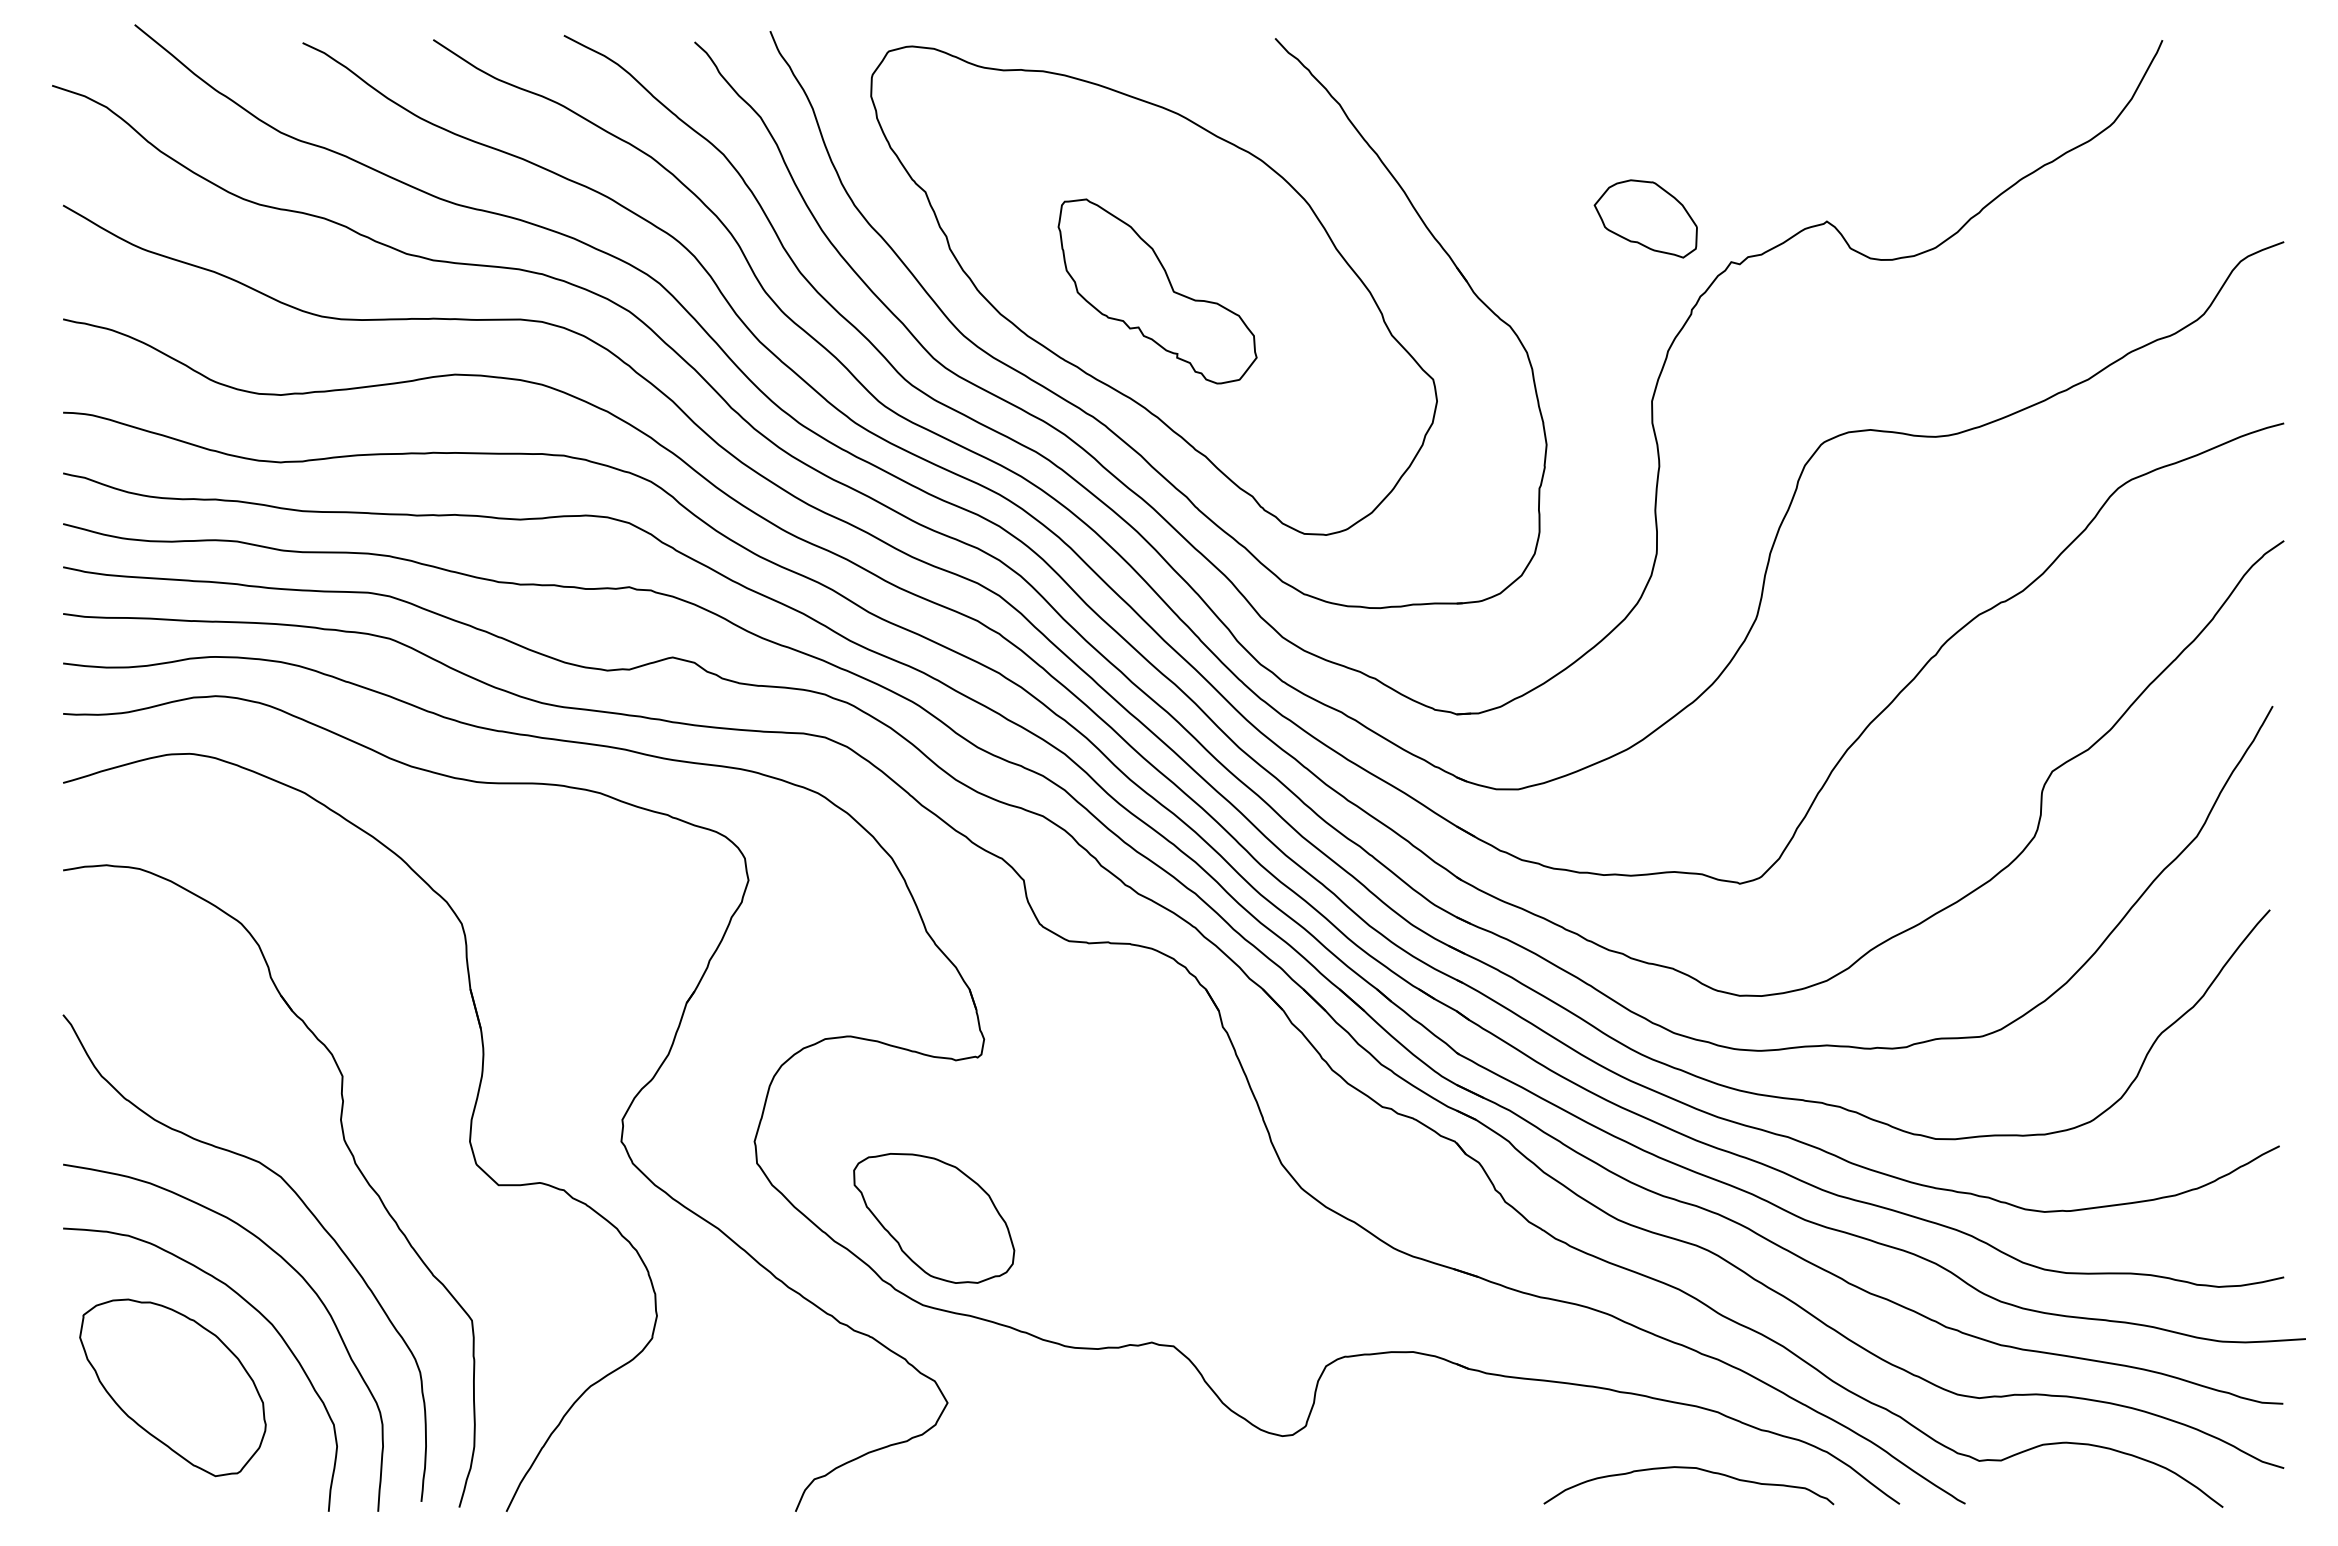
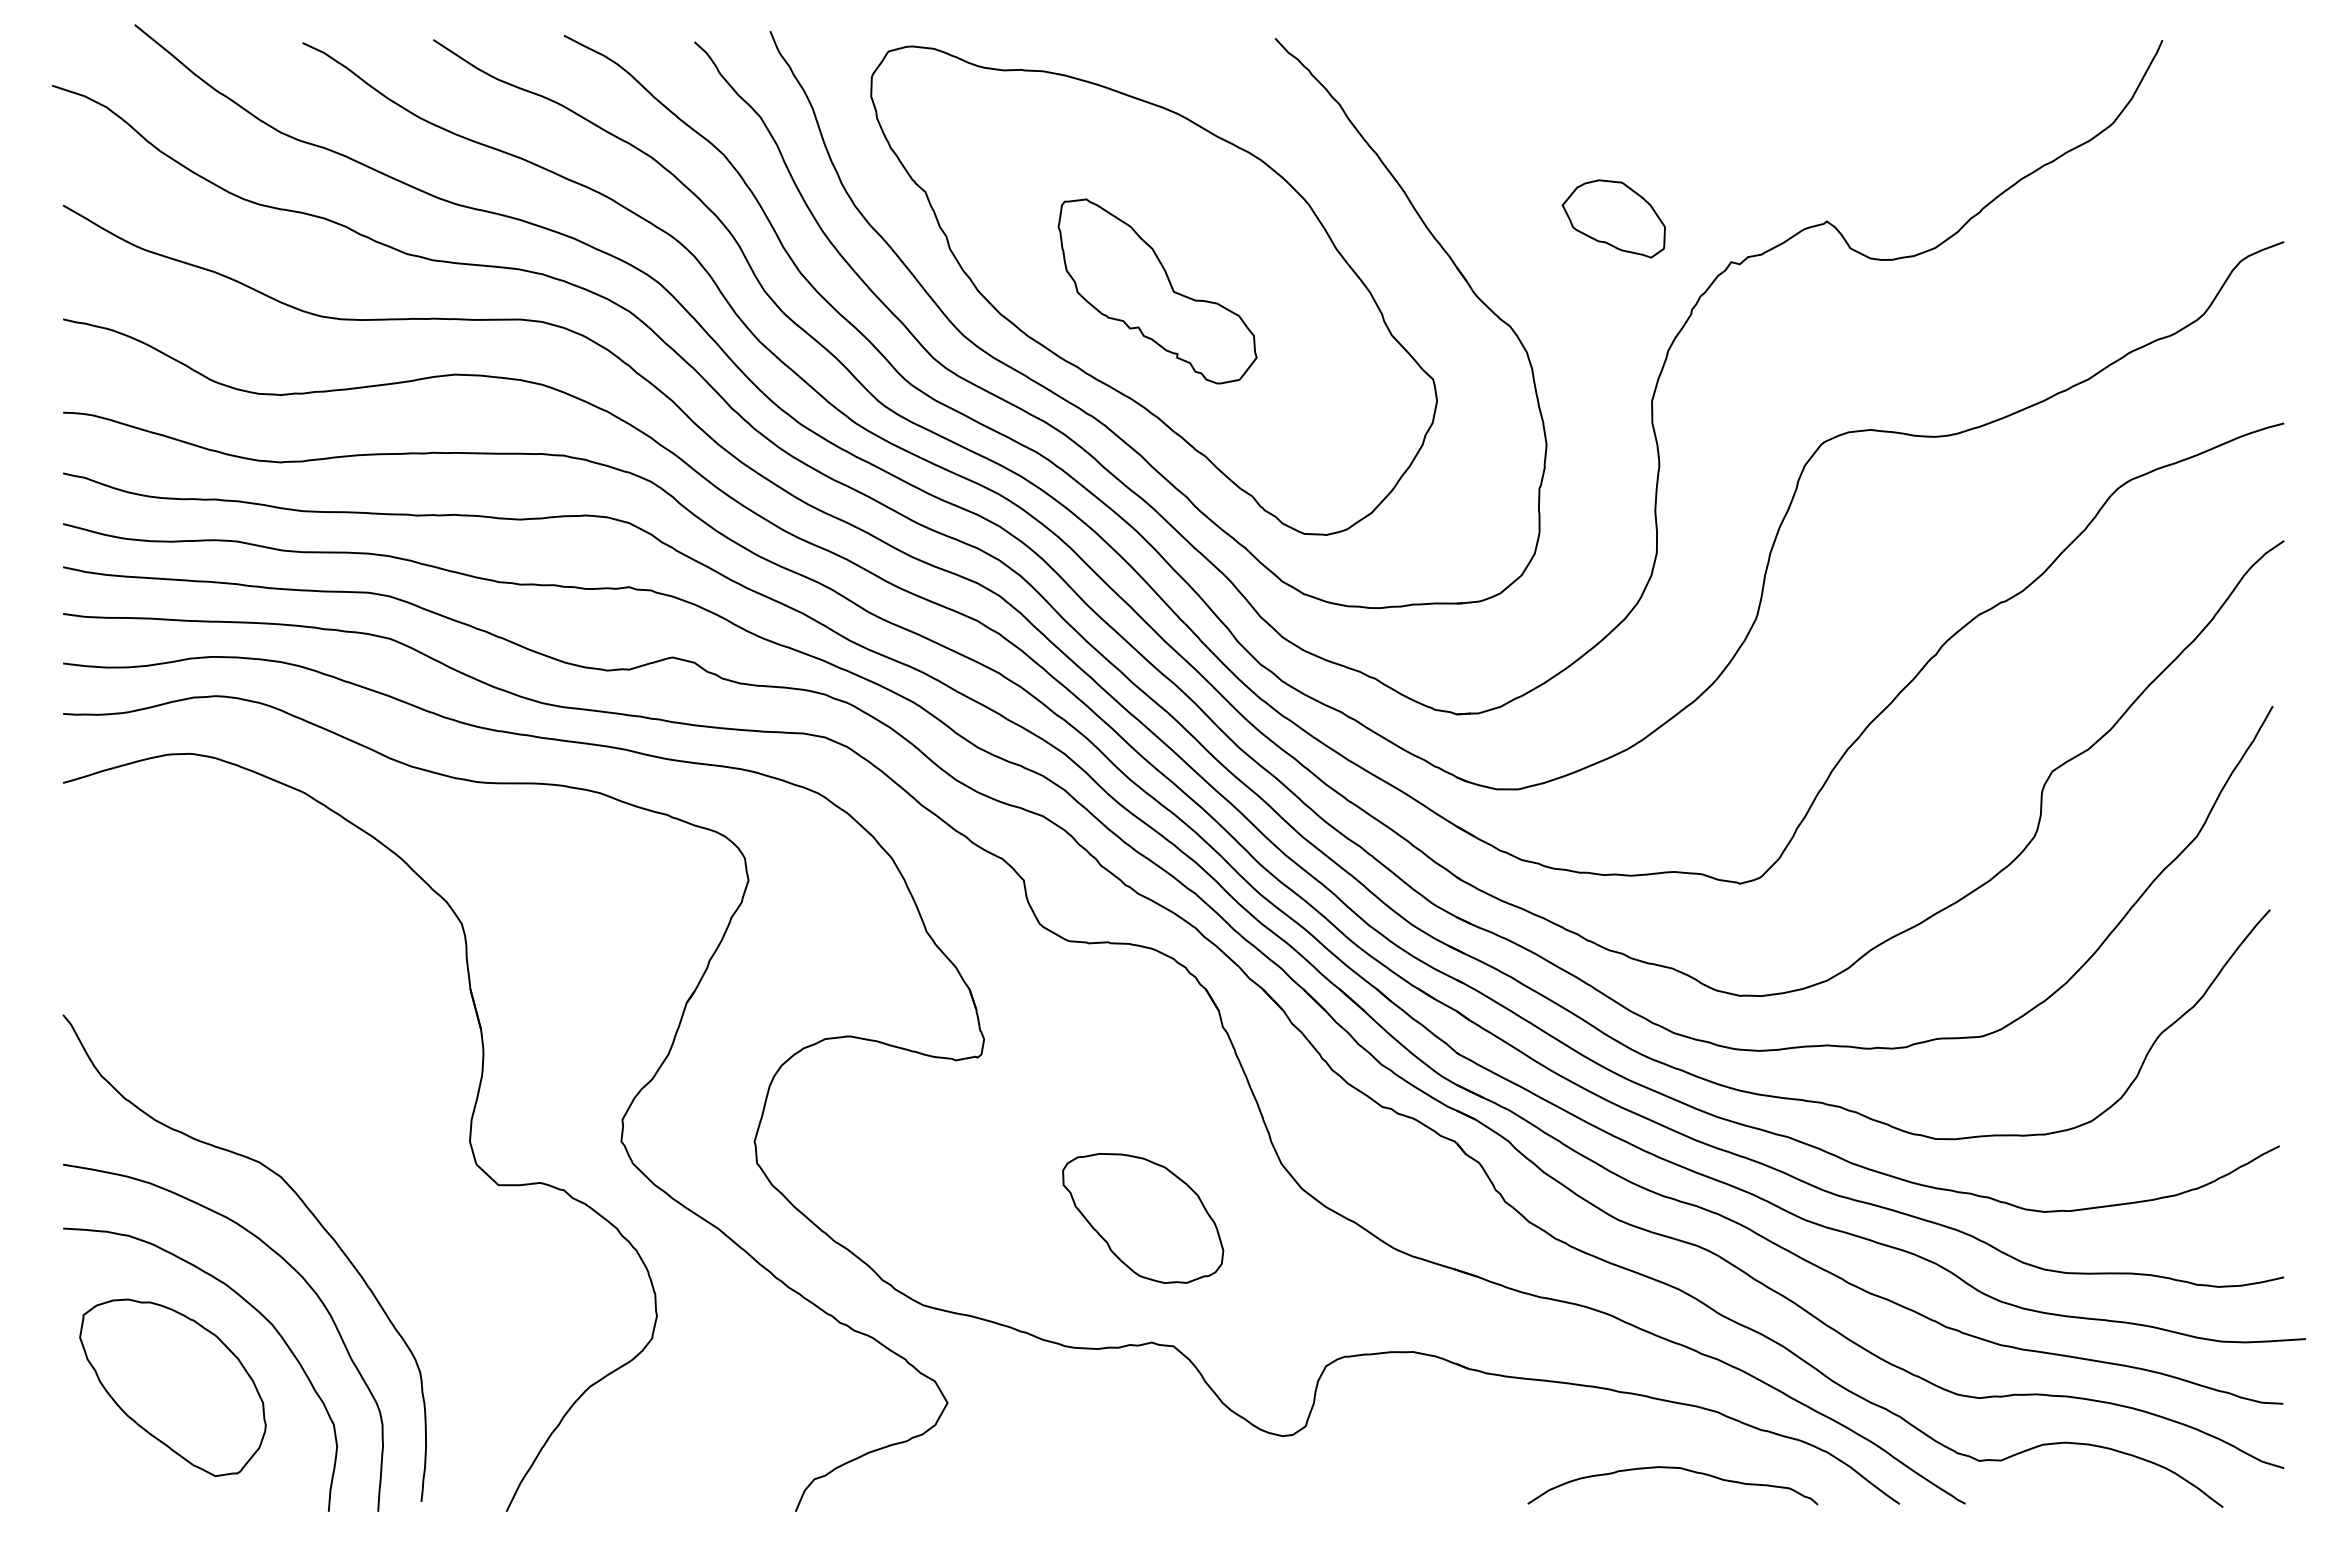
part position: (1645, 218) -> (1613, 218) (1613, 218)
part: present -> none (346, 1146)
part position: (934, 1218) -> (1143, 1218) (1143, 1218)
curve position: (1688, 1468) -> (1672, 1468) (1672, 1468)
